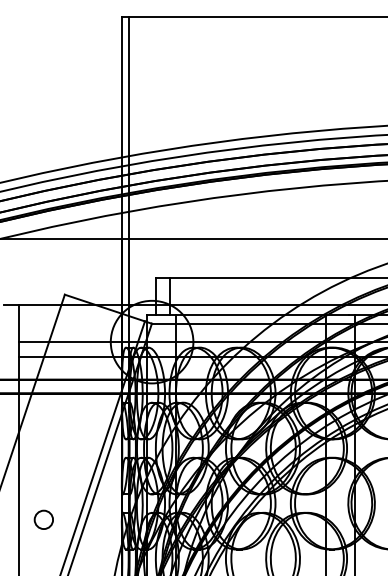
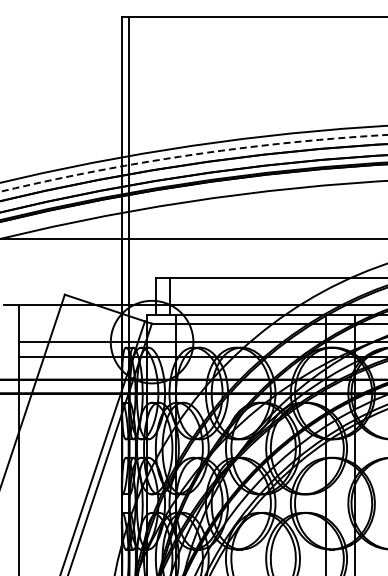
circle: solid -> dashed (193, 162)
circle: present -> none (43, 519)
